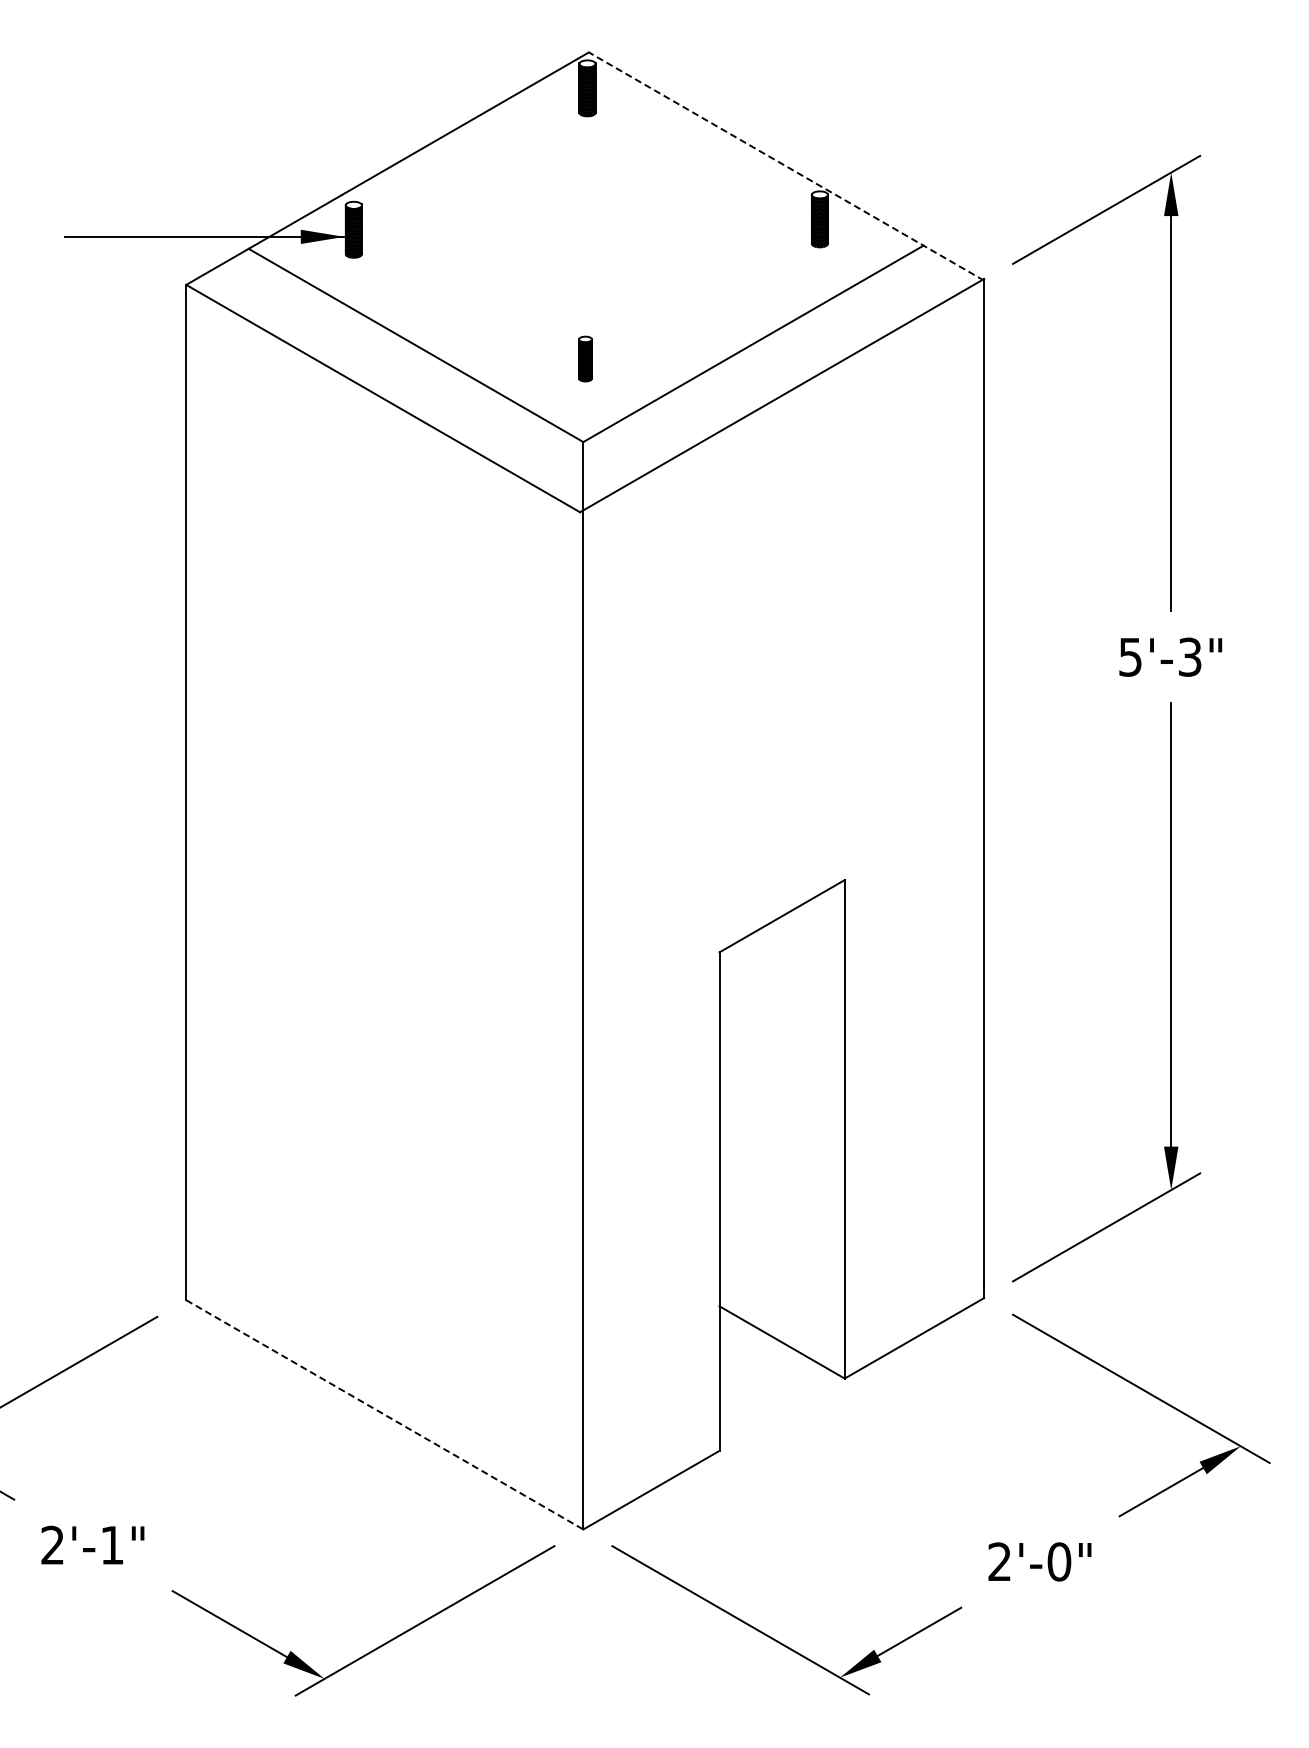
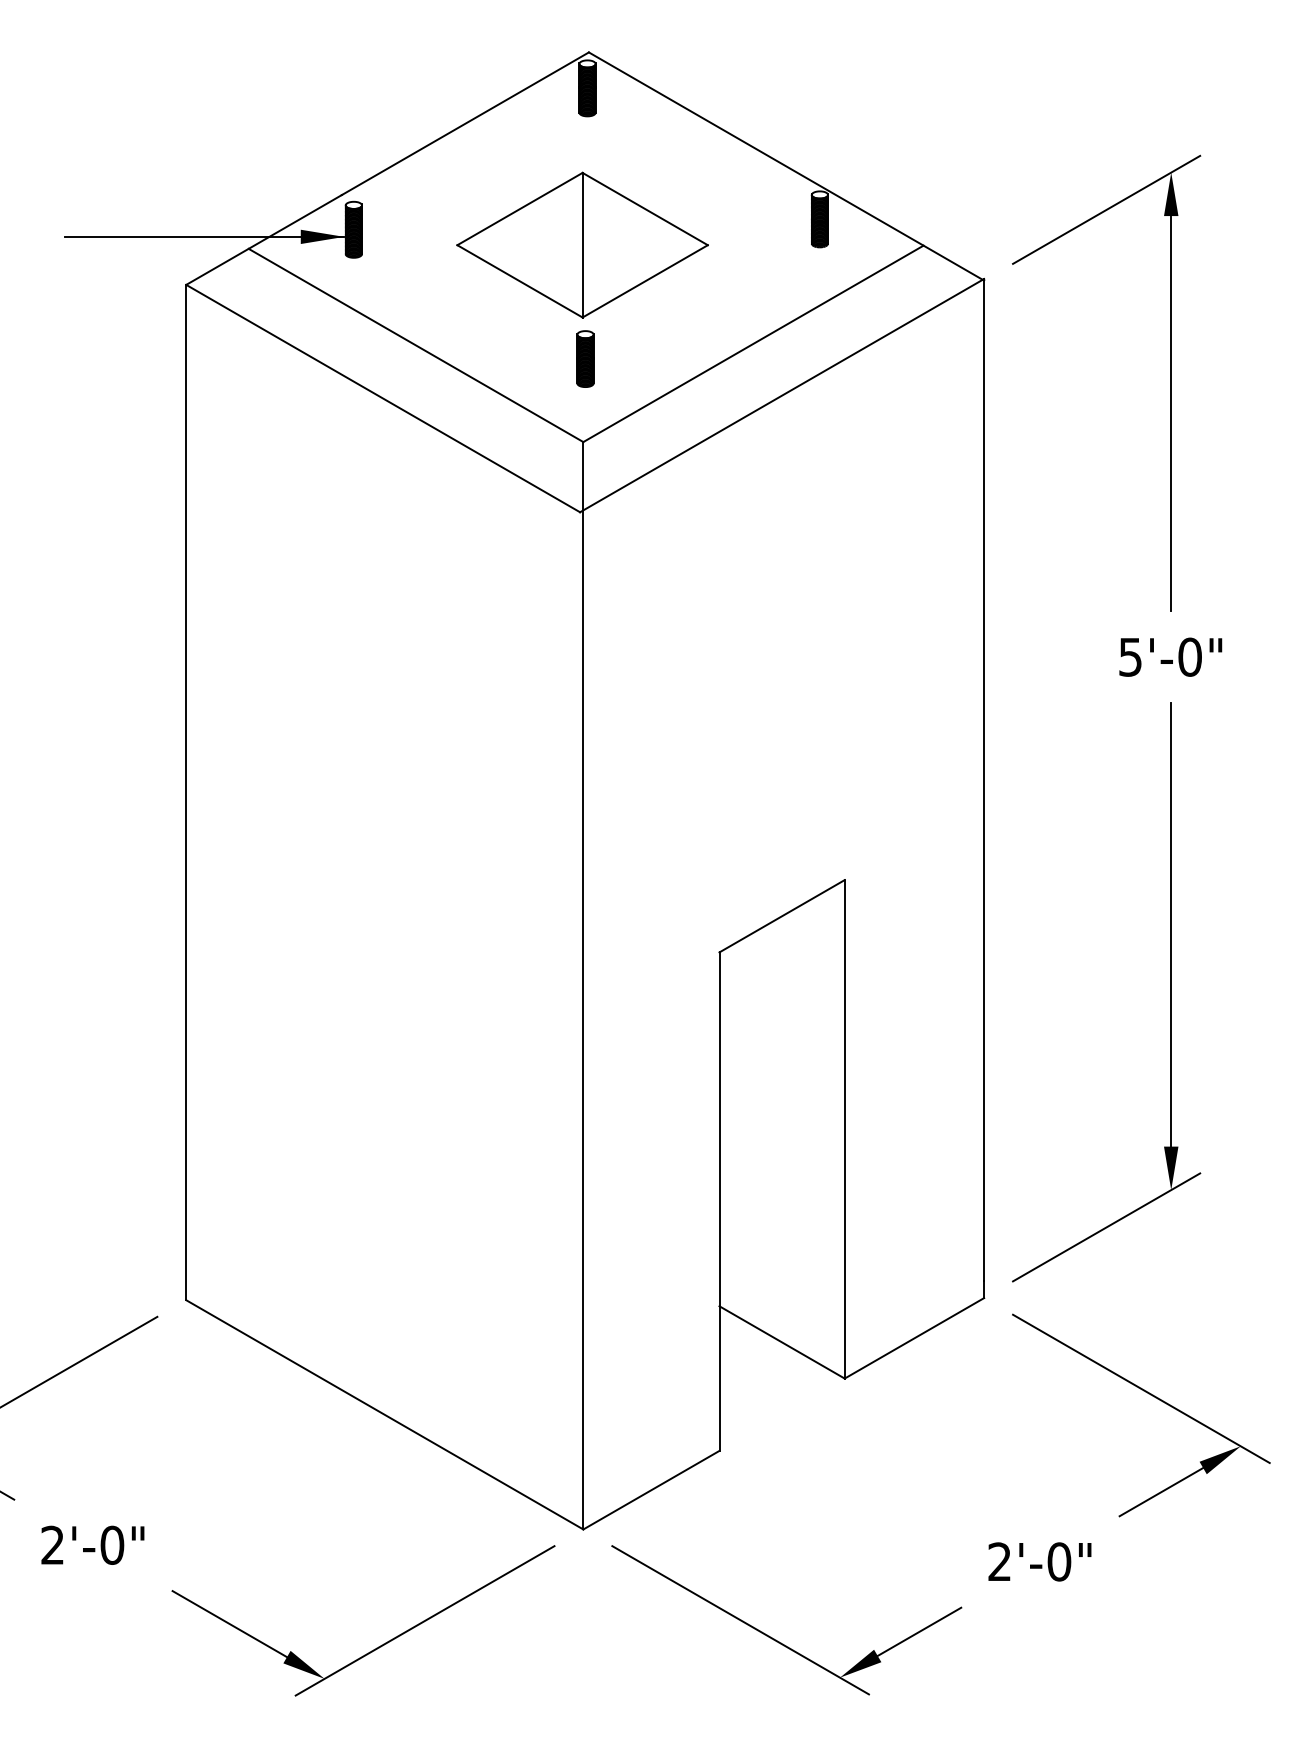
line: dashed -> solid (786, 166)
part: none -> present (582, 244)
part size: 15x48 px -> 19x58 px (585, 358)
text: 5'-3" -> 5'-0" (1189, 656)
line: dashed -> solid (385, 1415)
text: 2'-1" -> 2'-0" (112, 1544)
